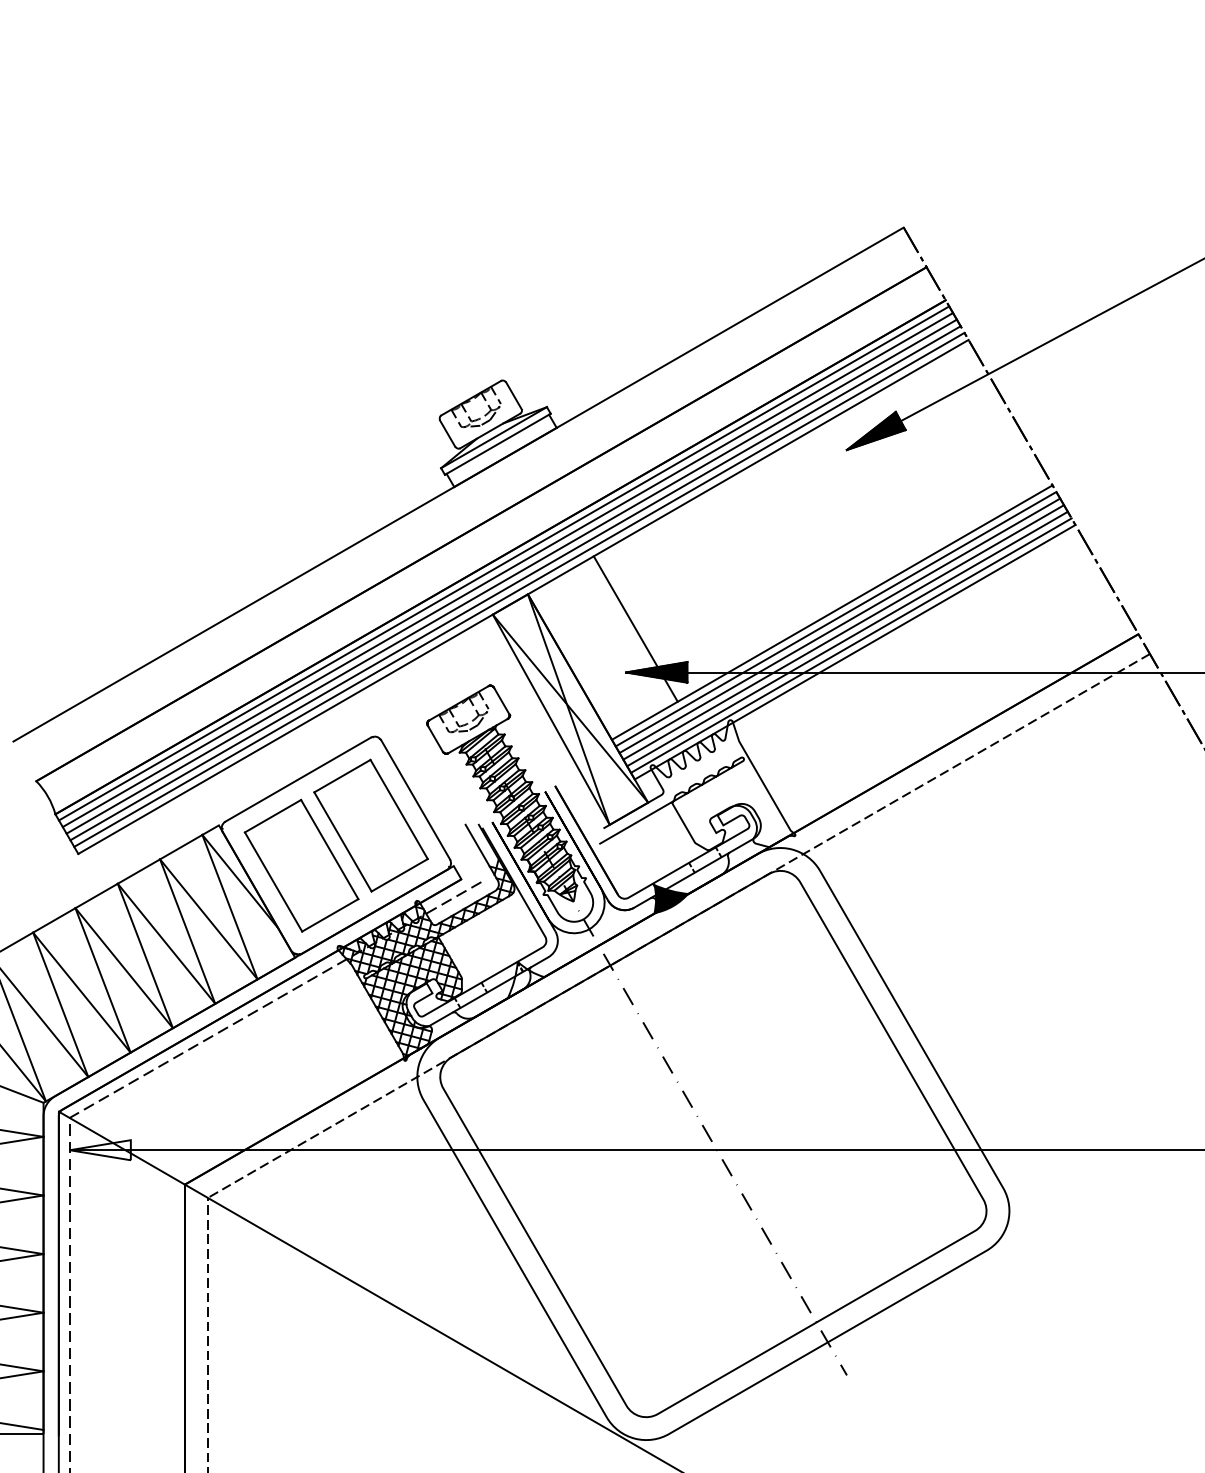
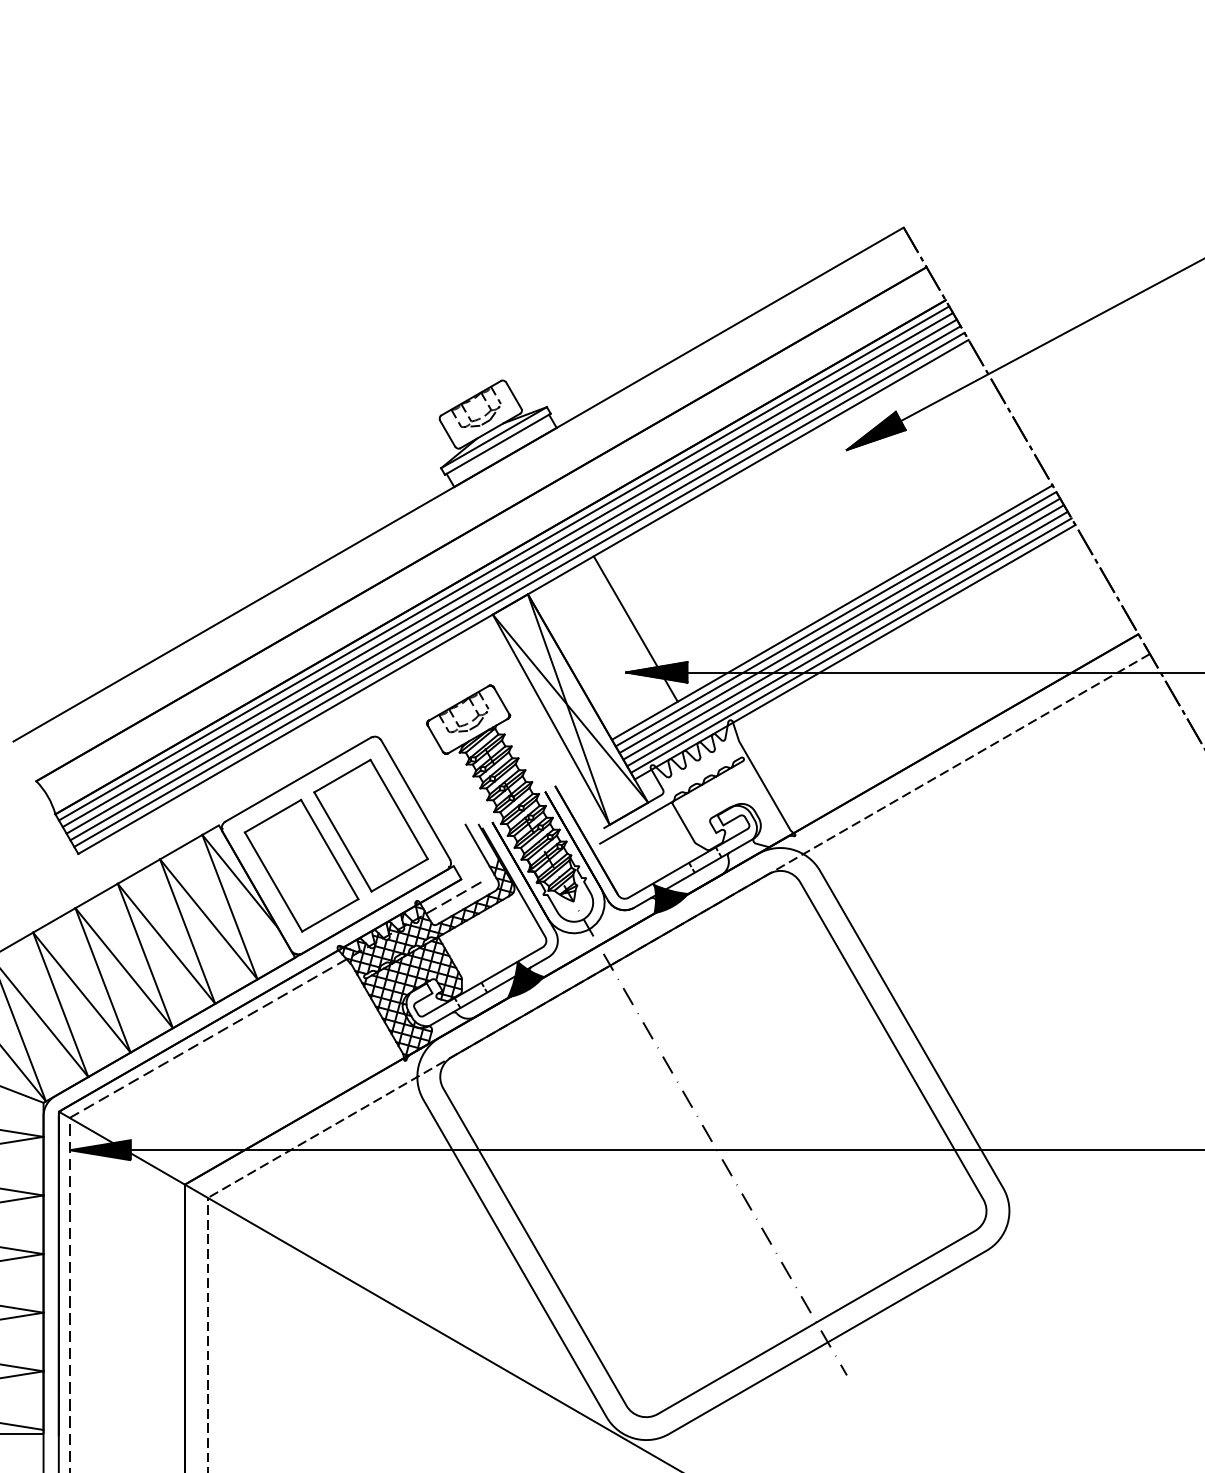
fill: none -> present (525, 979)
fill: none -> present (99, 1149)
